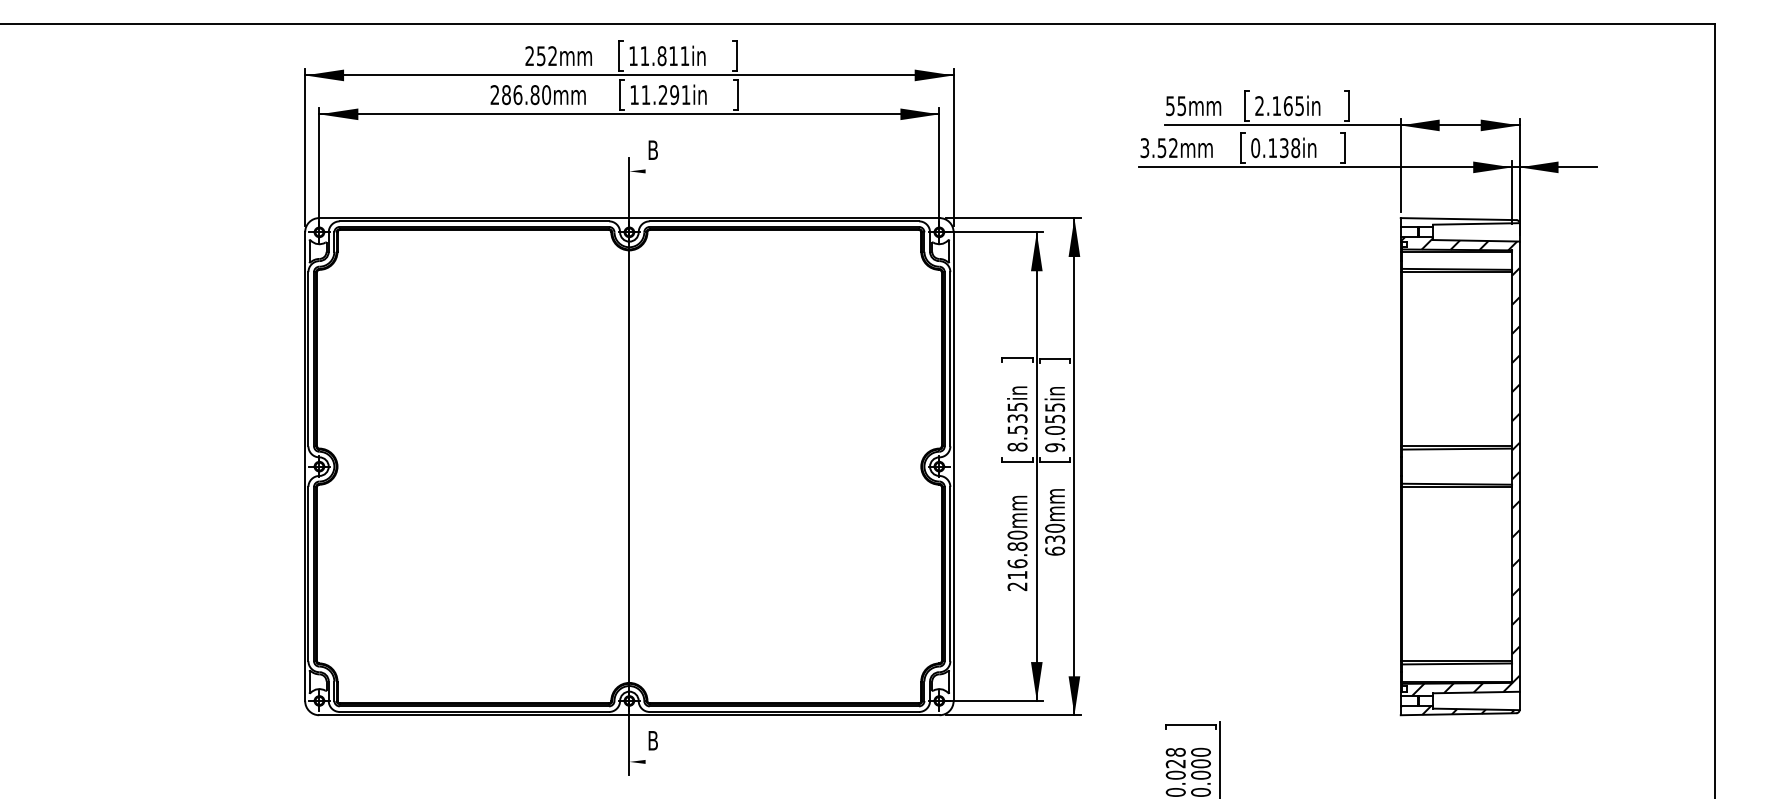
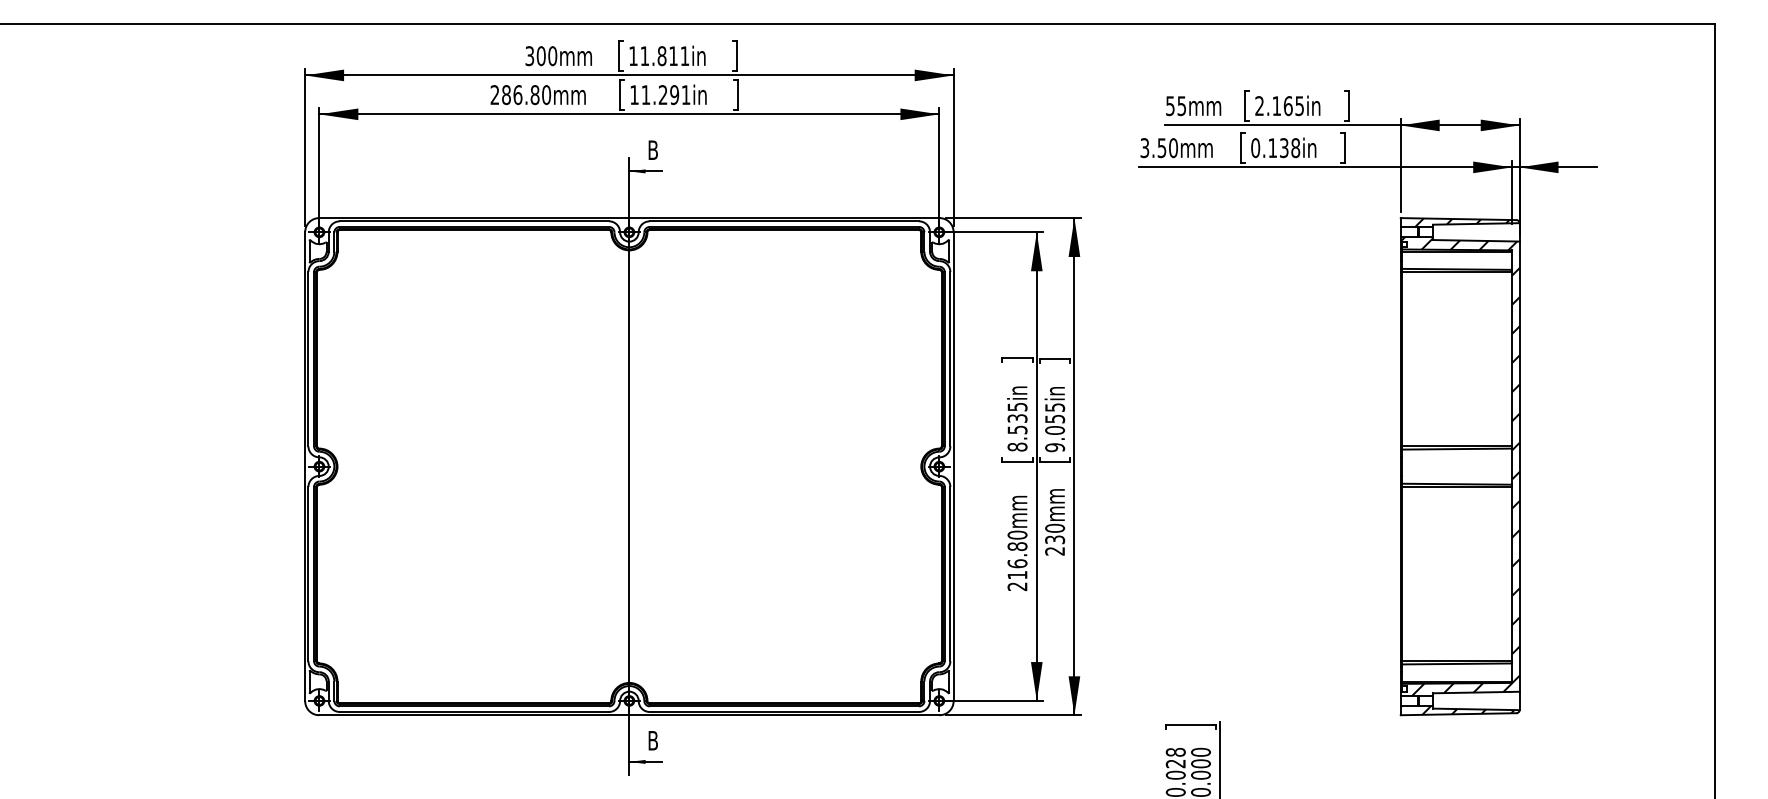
text: 252mm -> 300mm (541, 56)
text: 3.52mm -> 3.50mm (1173, 148)
line: none -> present (645, 171)
hatch: none -> present (1461, 222)
text: 630mm -> 230mm (1055, 550)
line: none -> present (645, 761)
